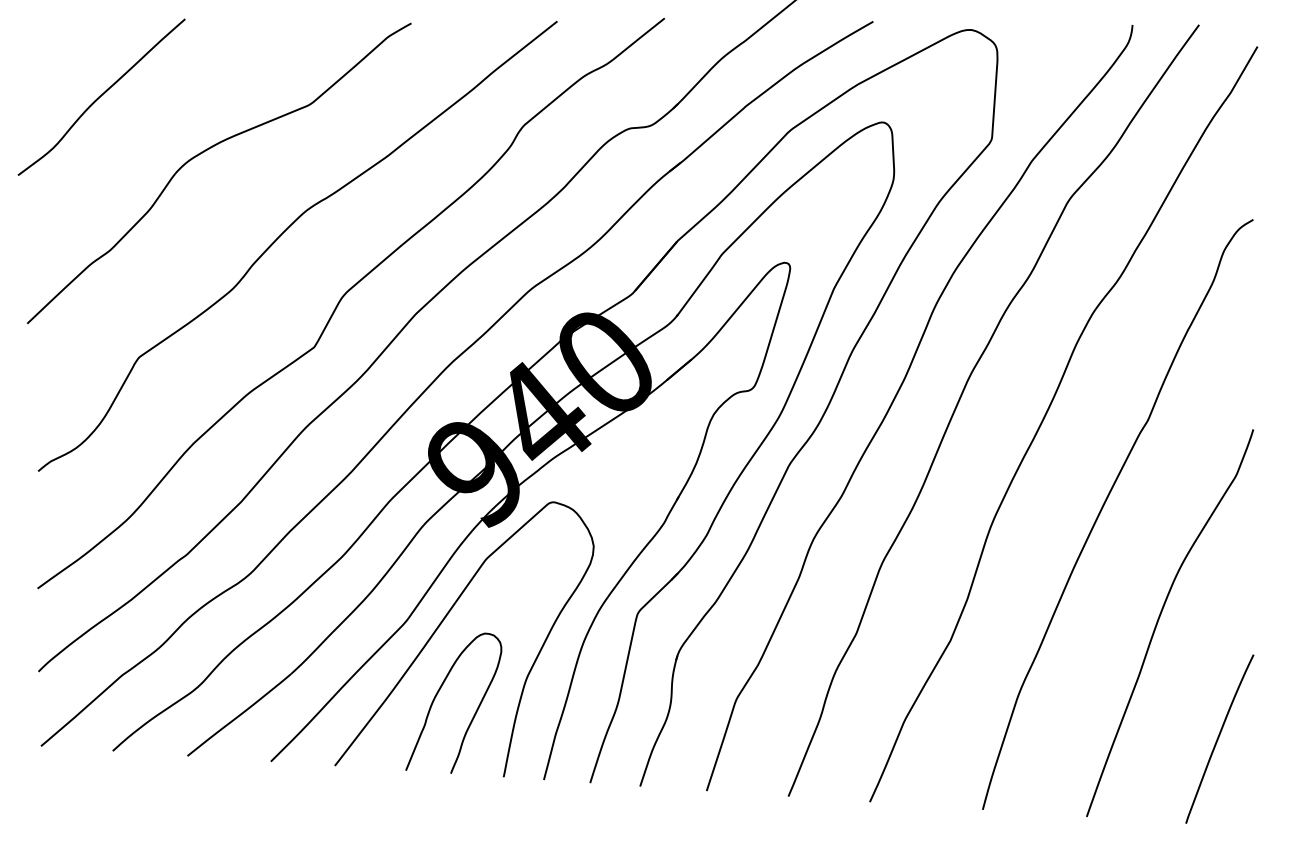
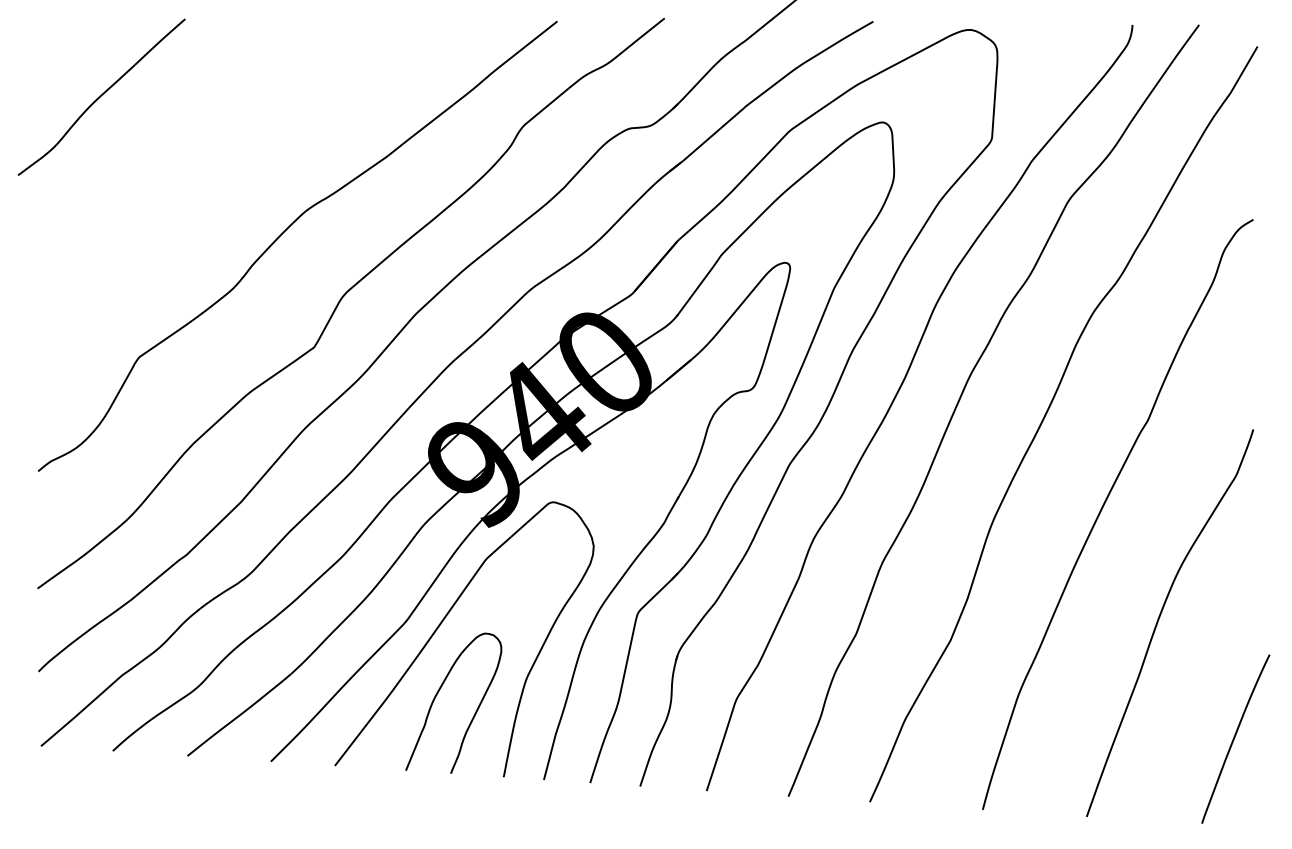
curve: present -> none (206, 151)
curve position: (1219, 737) -> (1235, 737) (1235, 737)
